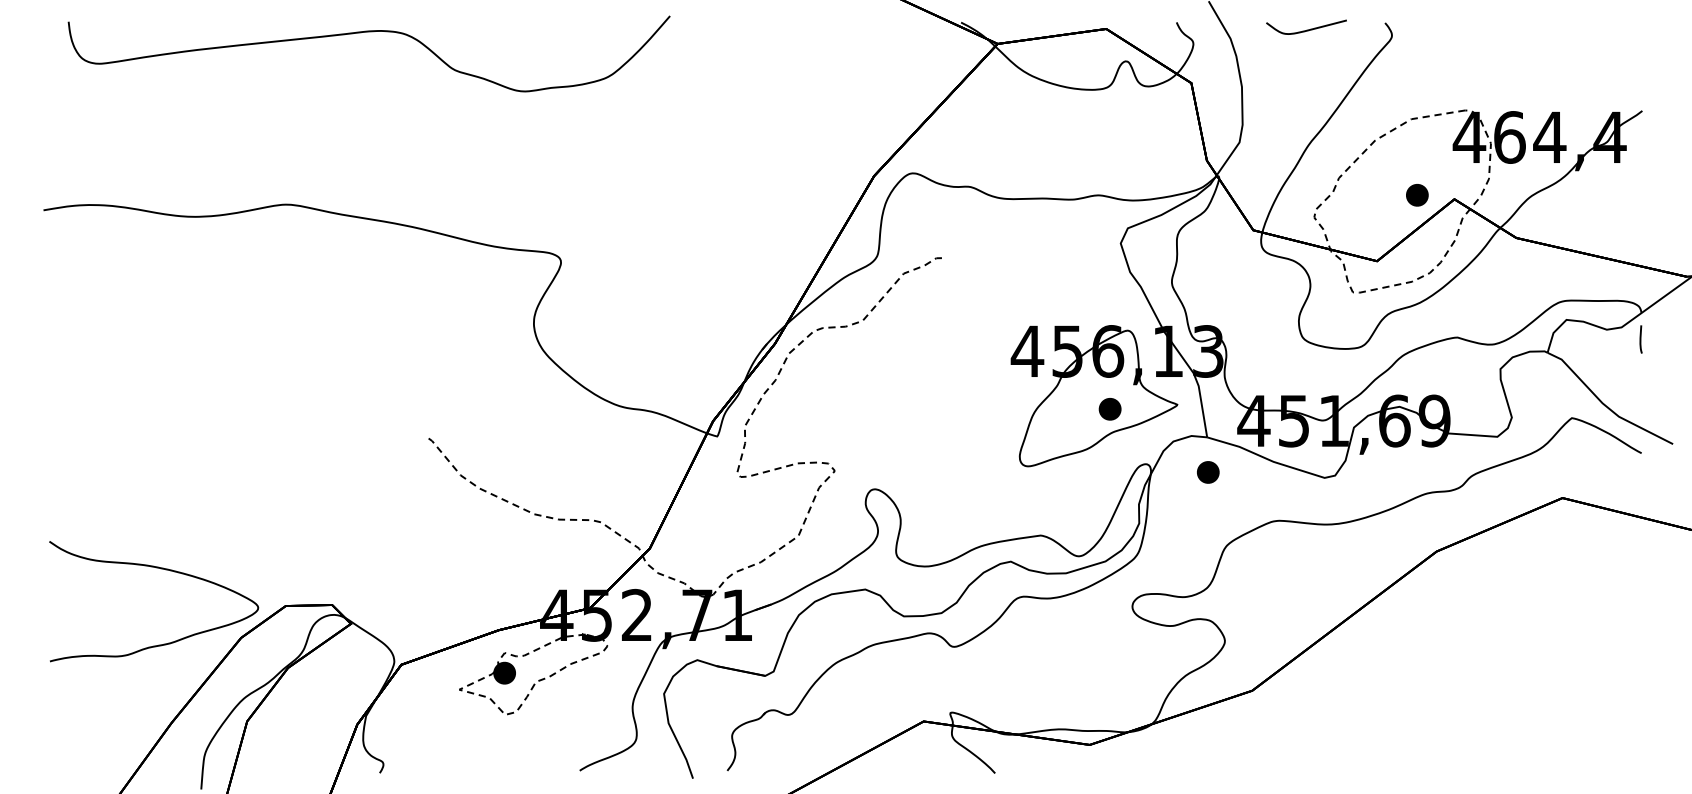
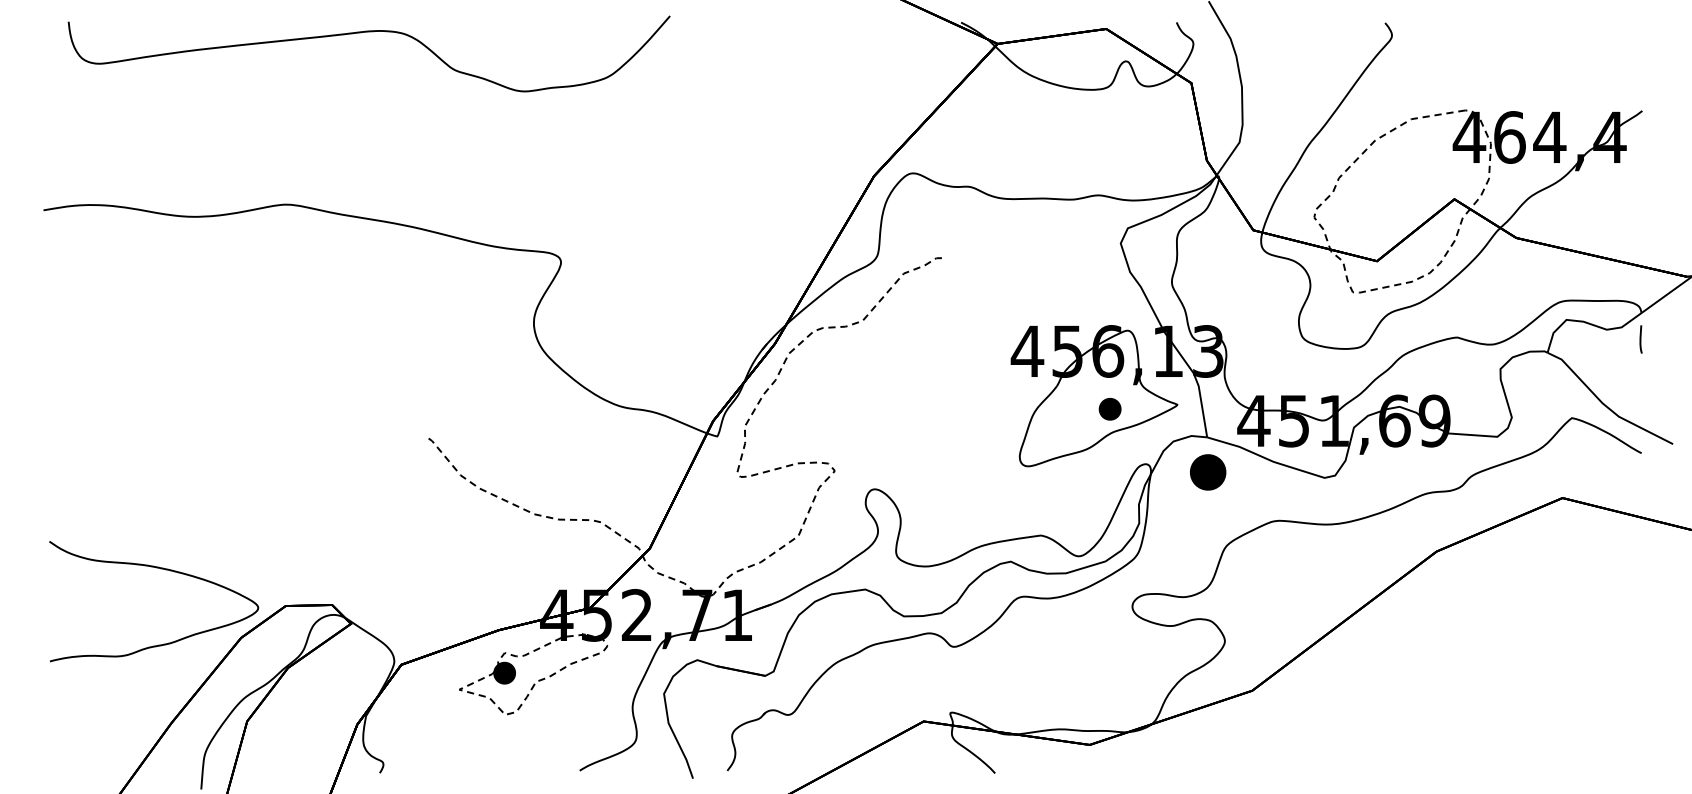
curve: present -> none (1306, 29)
part: present -> none (1417, 195)
part size: 23x23 px -> 37x37 px (1208, 472)
